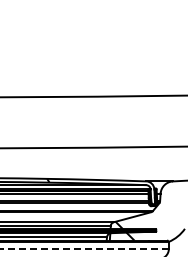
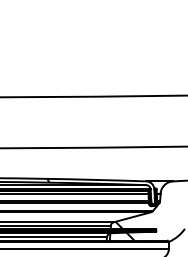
line: dashed -> solid (84, 248)
